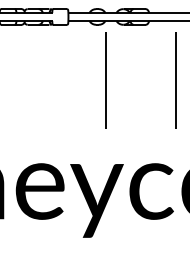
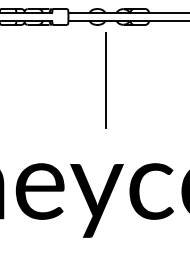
line: present -> none (175, 80)
